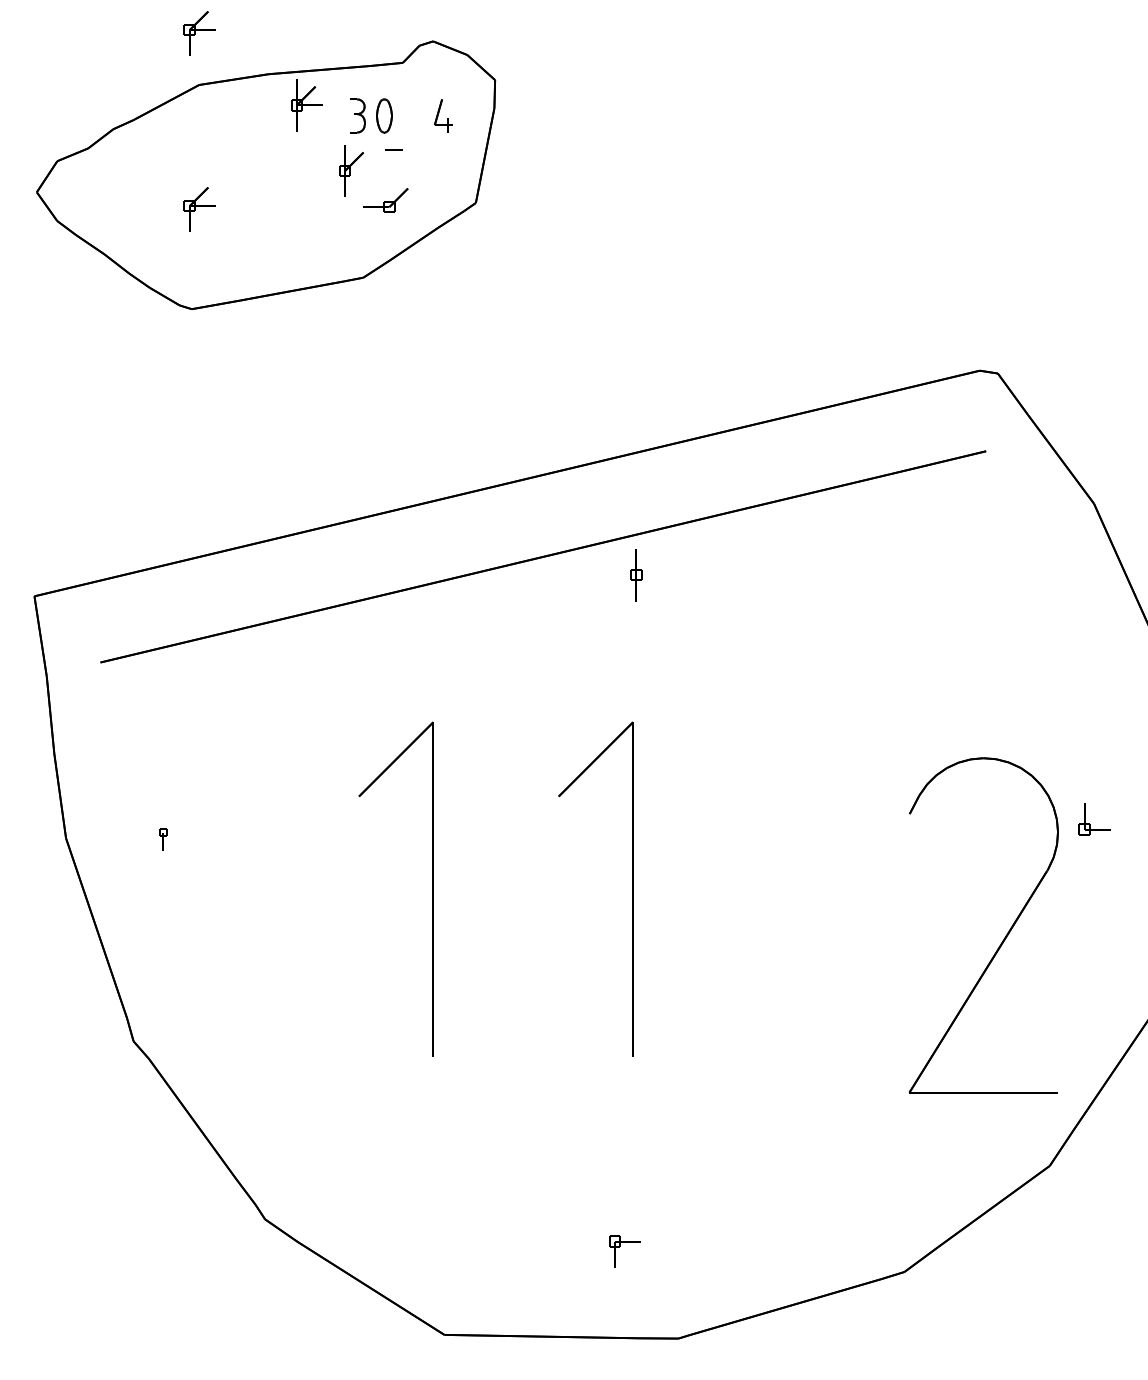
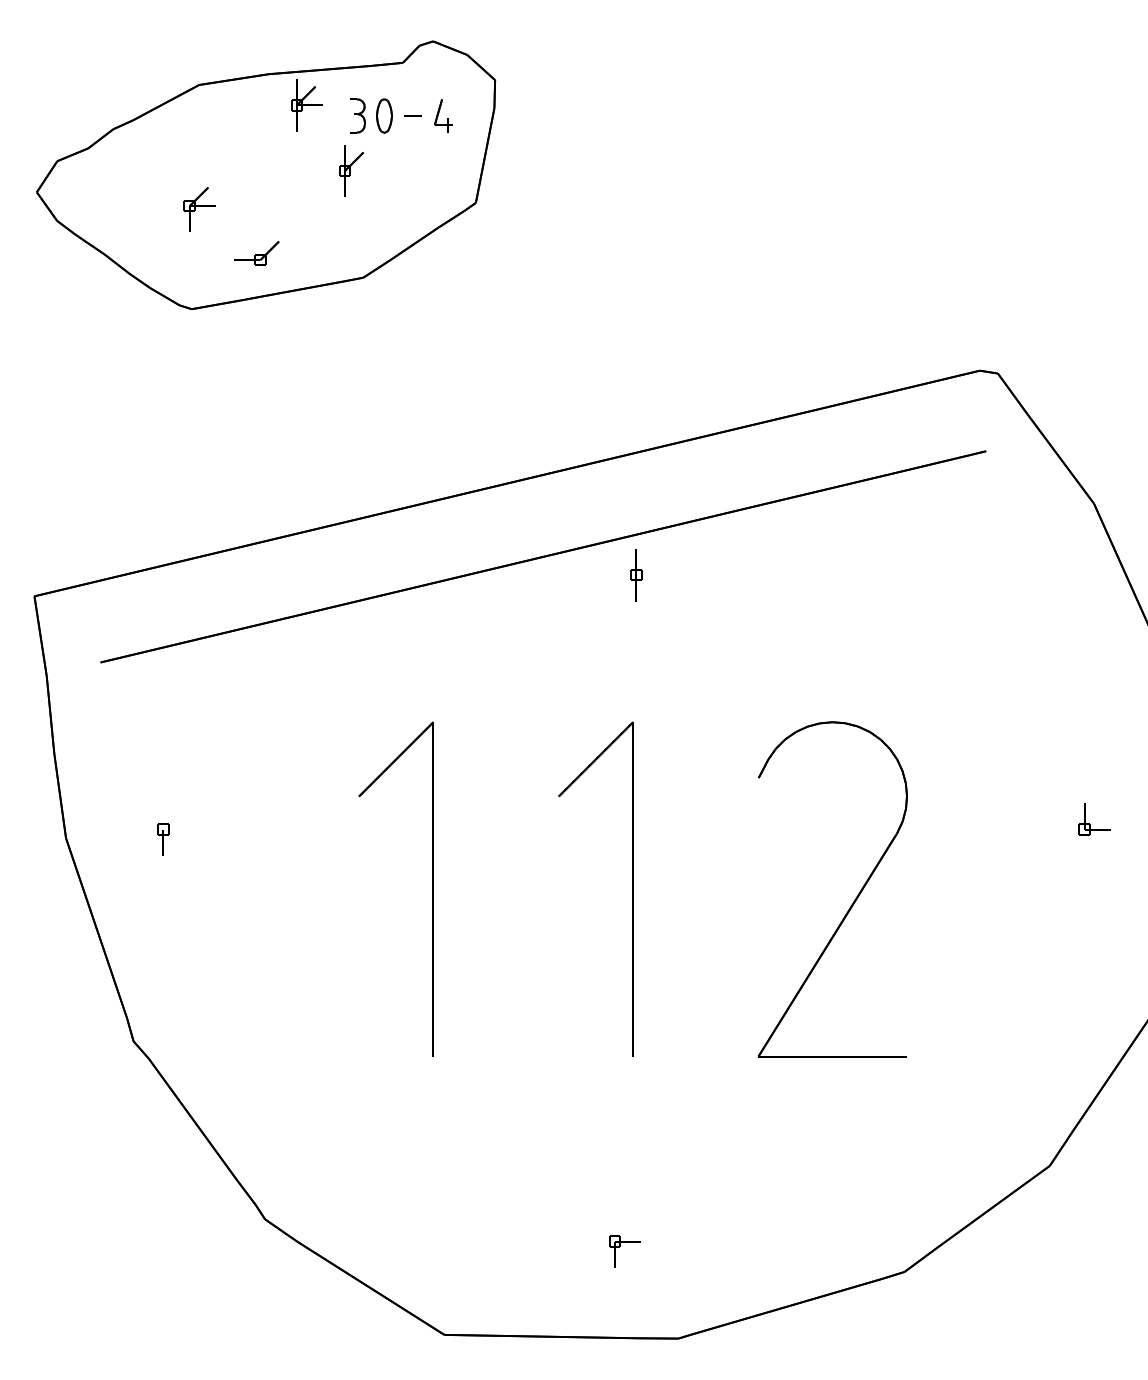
part: present -> none (199, 33)
line position: (393, 149) -> (412, 115) (412, 115)
part position: (385, 200) -> (256, 253) (256, 253)
part size: 9x23 px -> 13x33 px (163, 839)
part position: (1005, 935) -> (854, 899) (854, 899)
